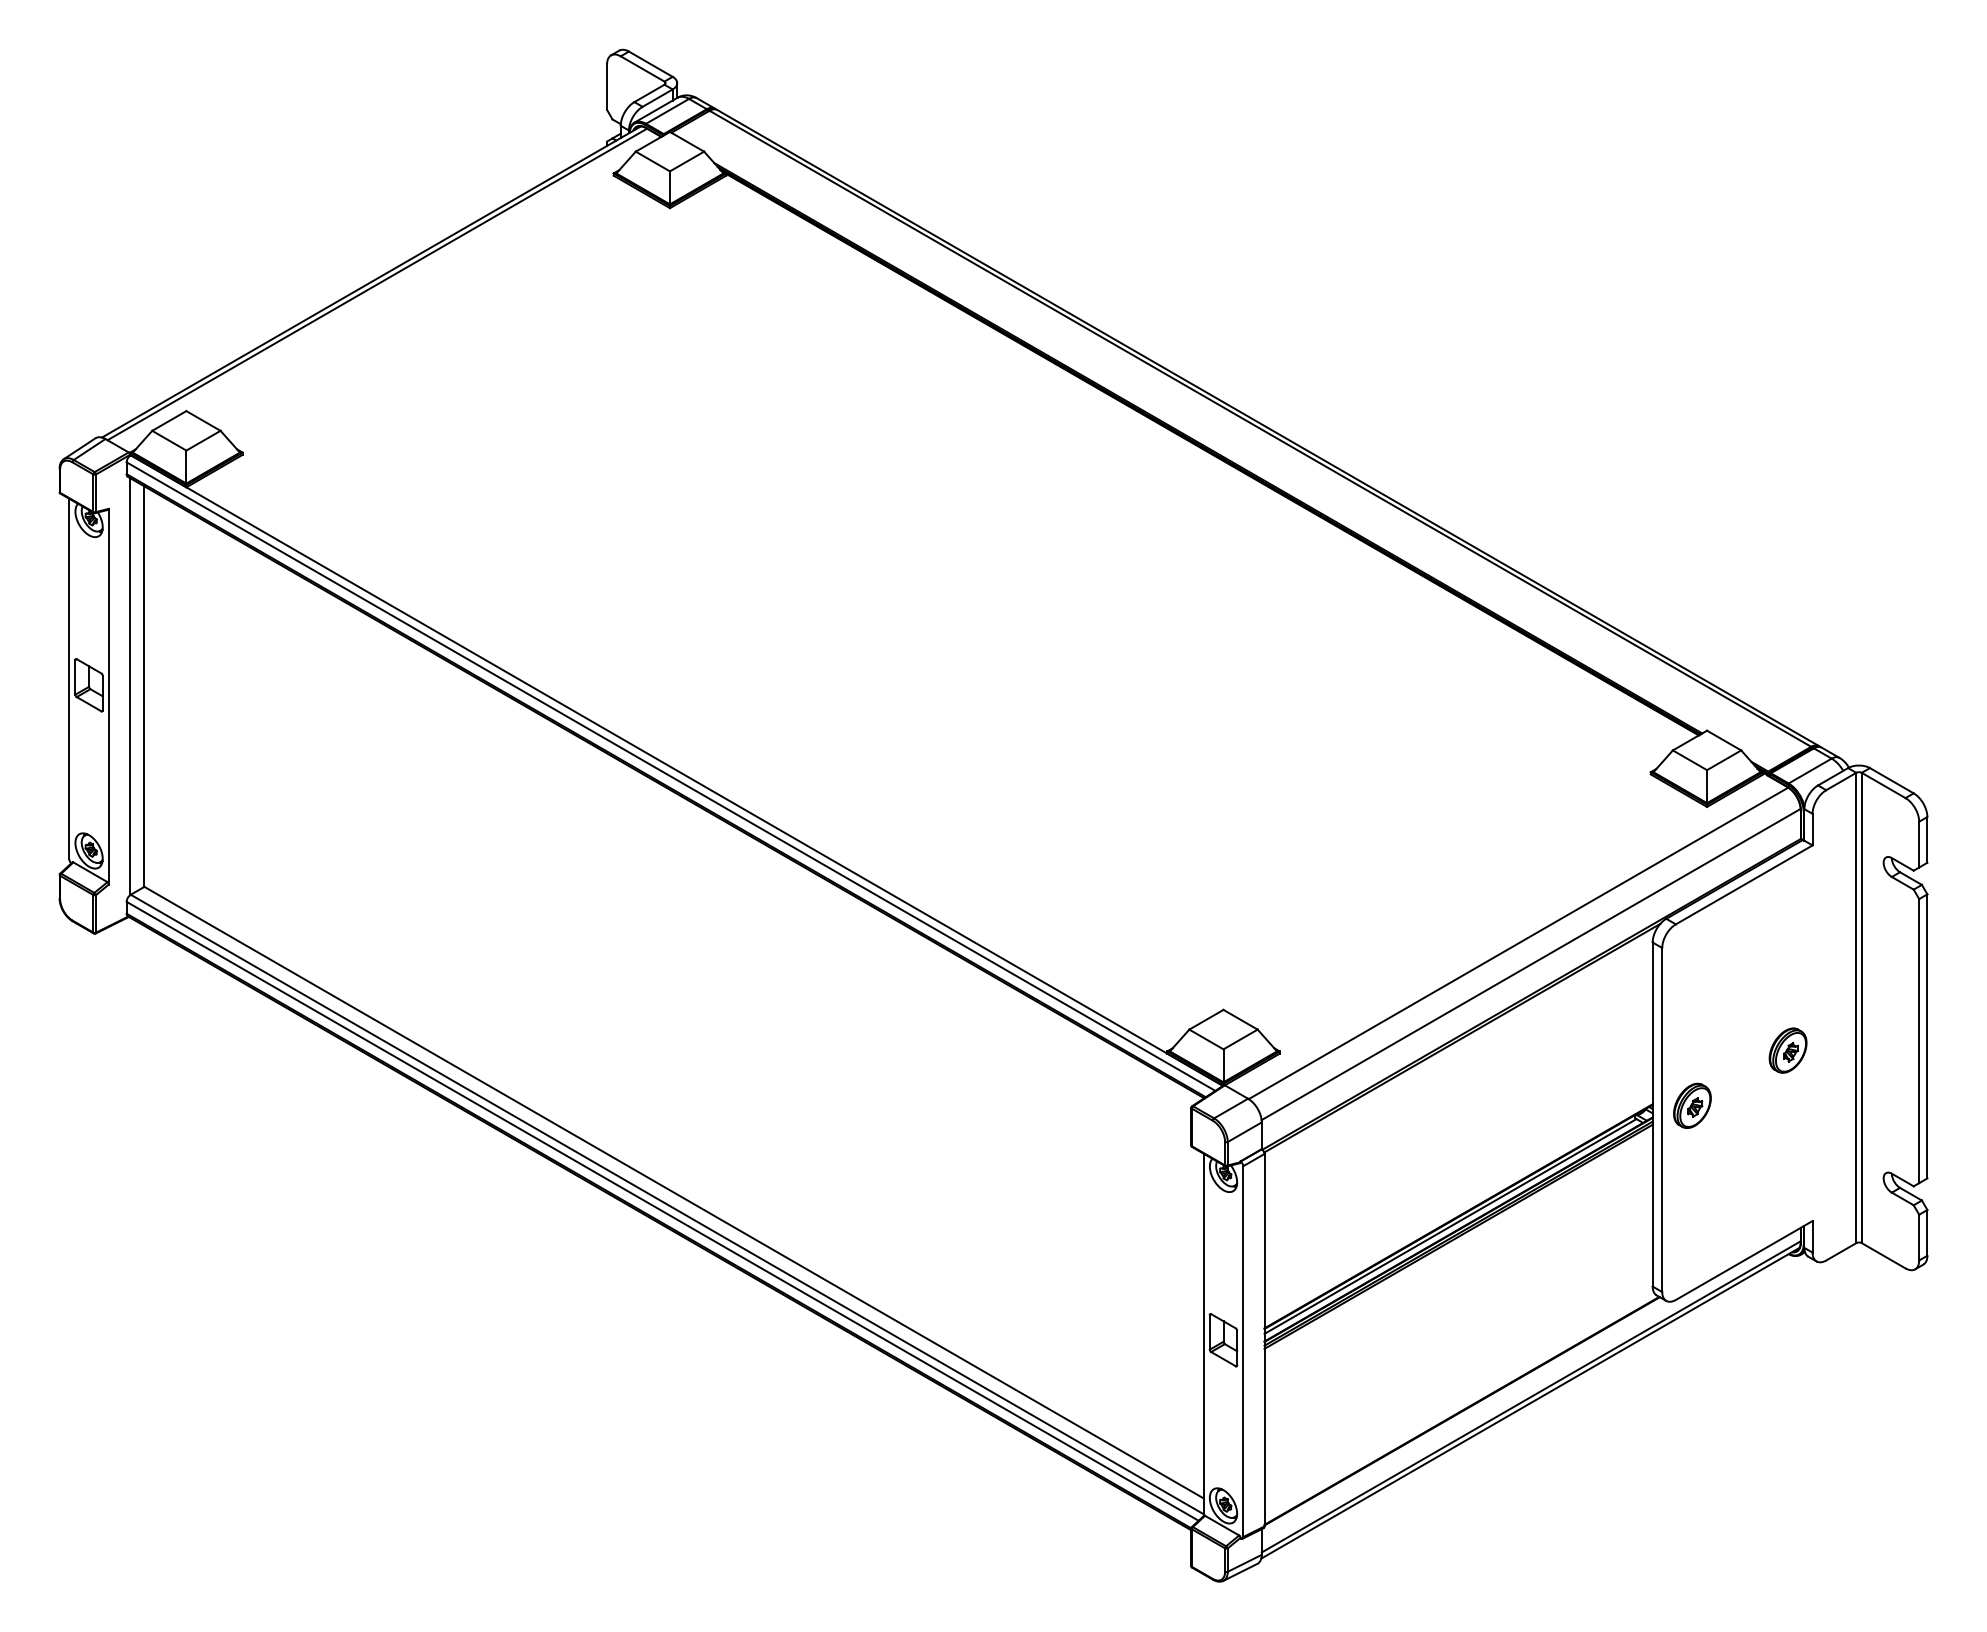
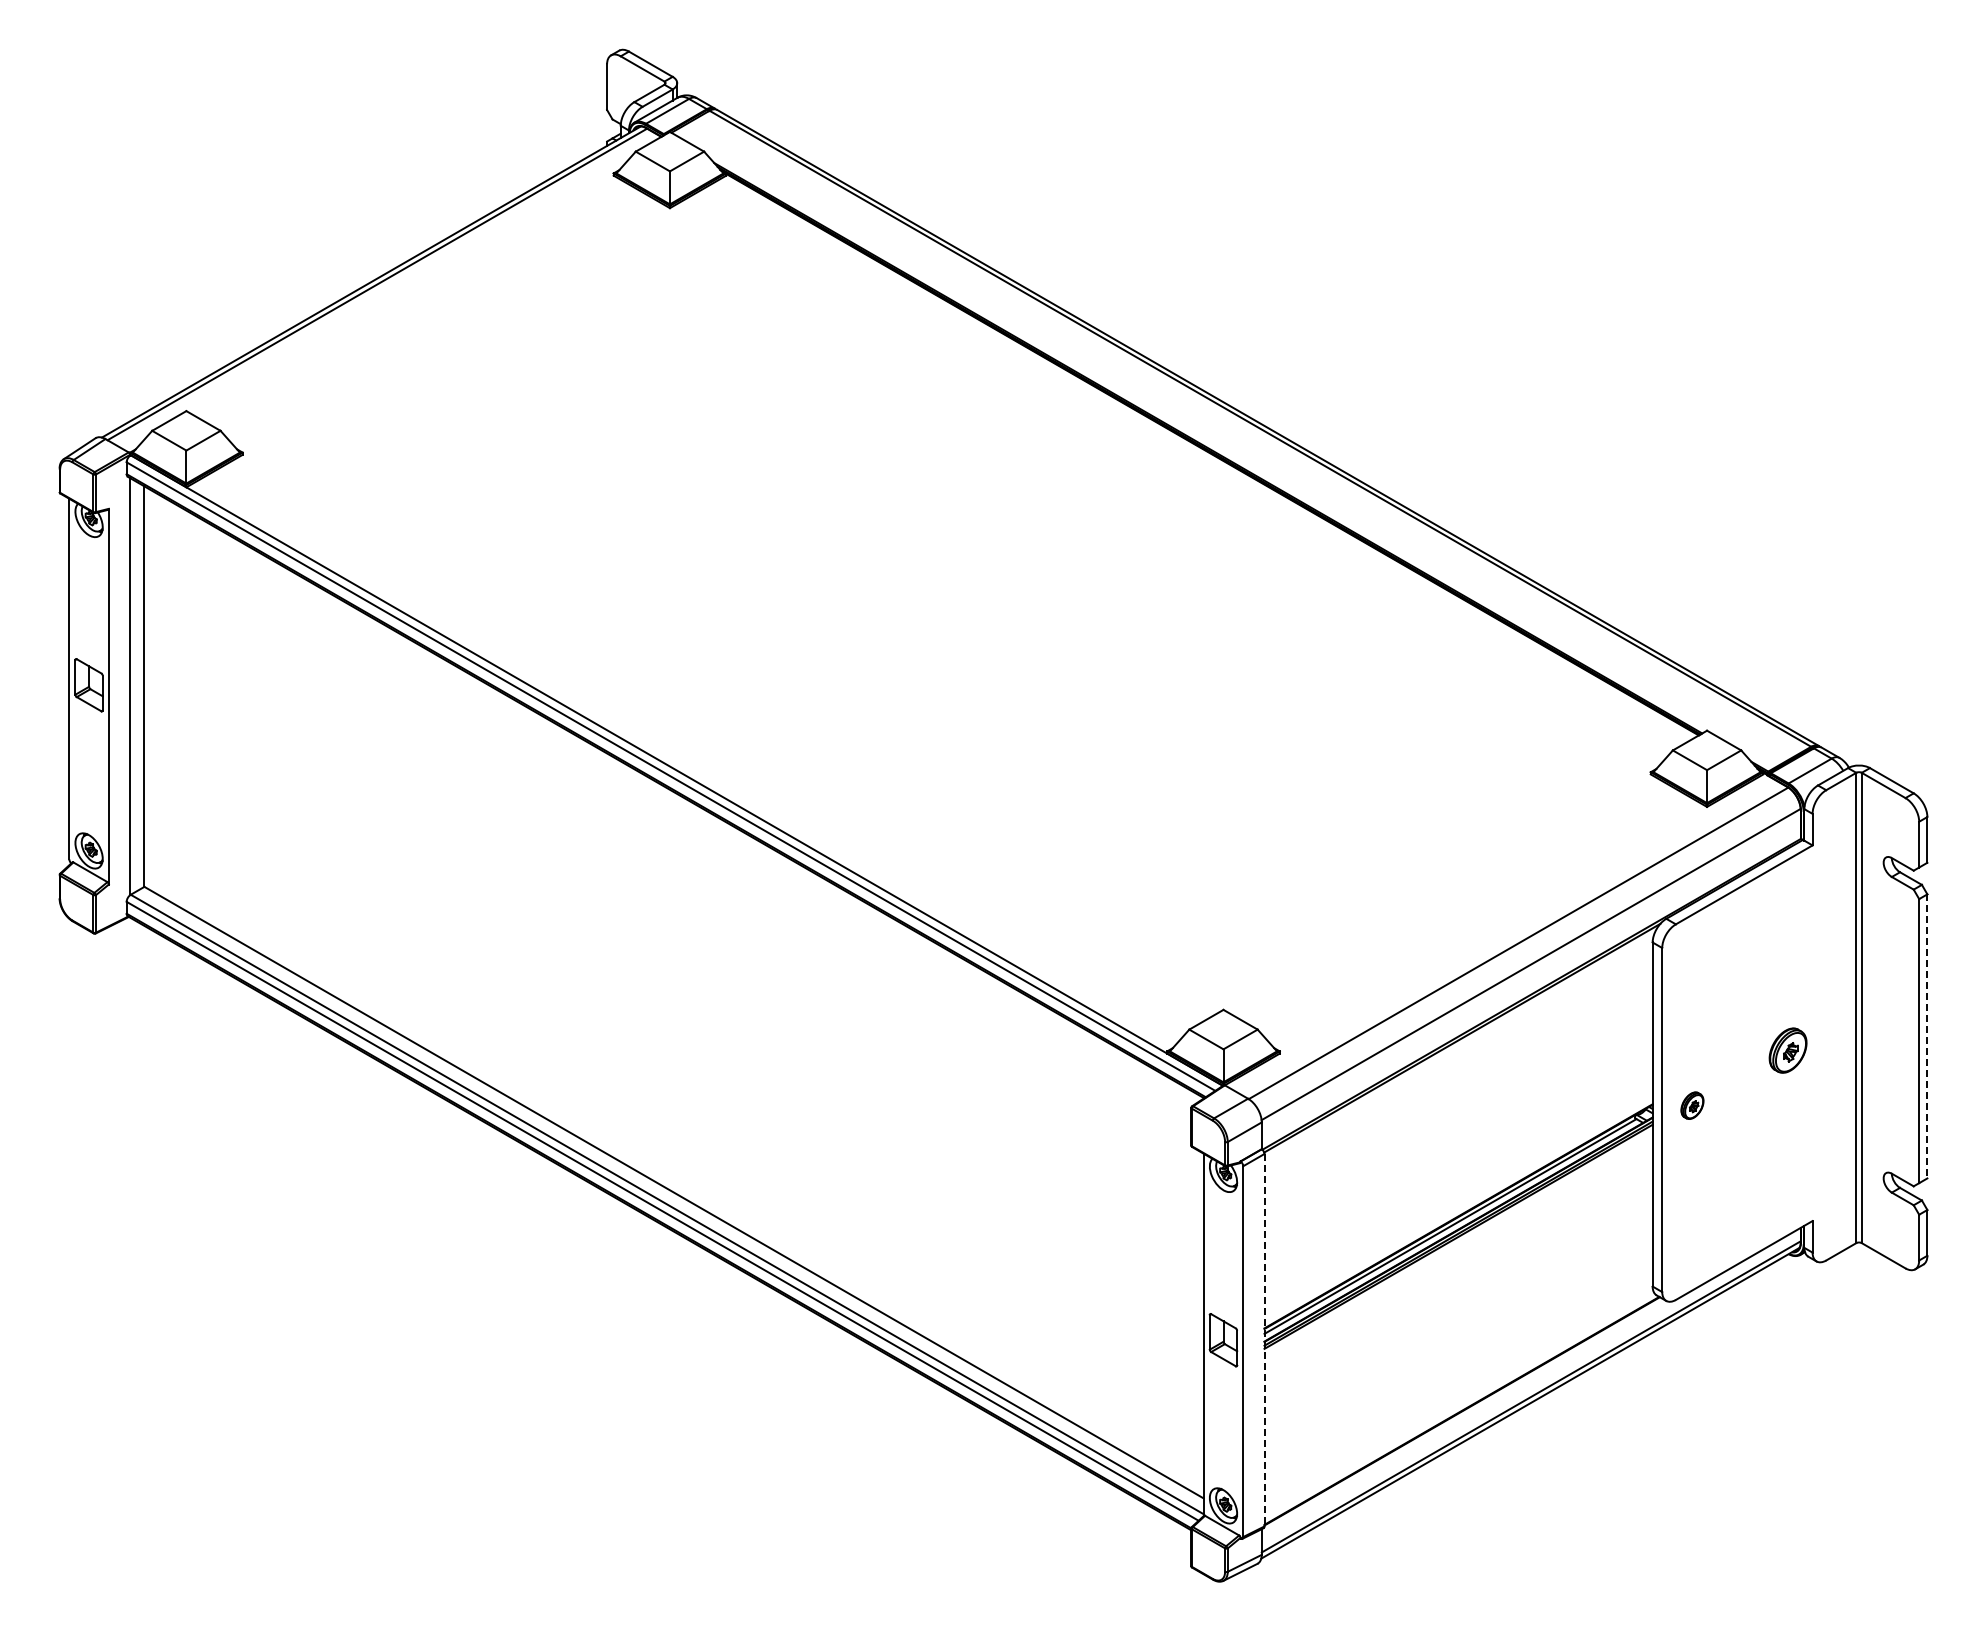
line: solid -> dashed (1927, 1036)
part size: 39x47 px -> 25x29 px (1692, 1105)
line: solid -> dashed (1264, 1340)
